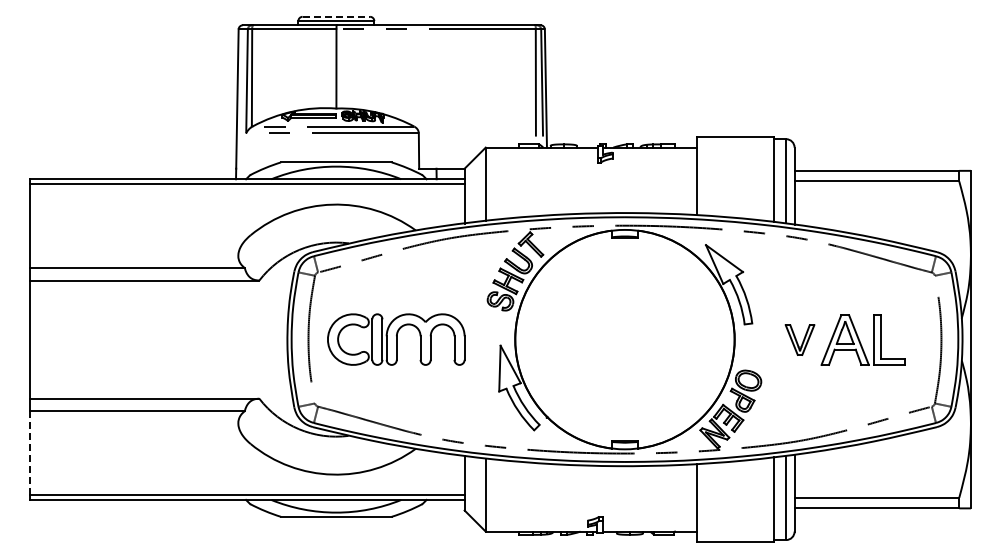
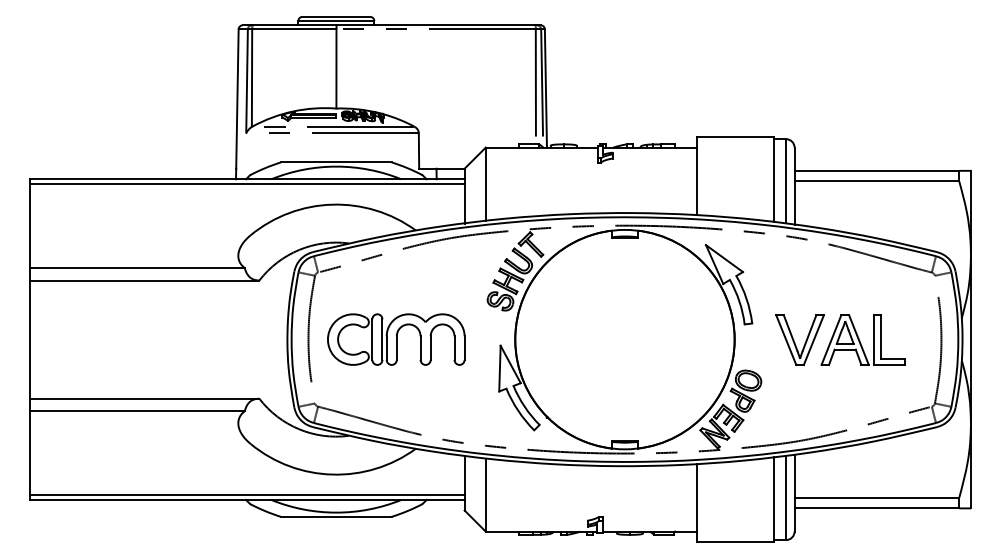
line: dashed -> solid (336, 16)
part size: 32x32 px -> 50x52 px (799, 339)
line: dashed -> solid (30, 453)
